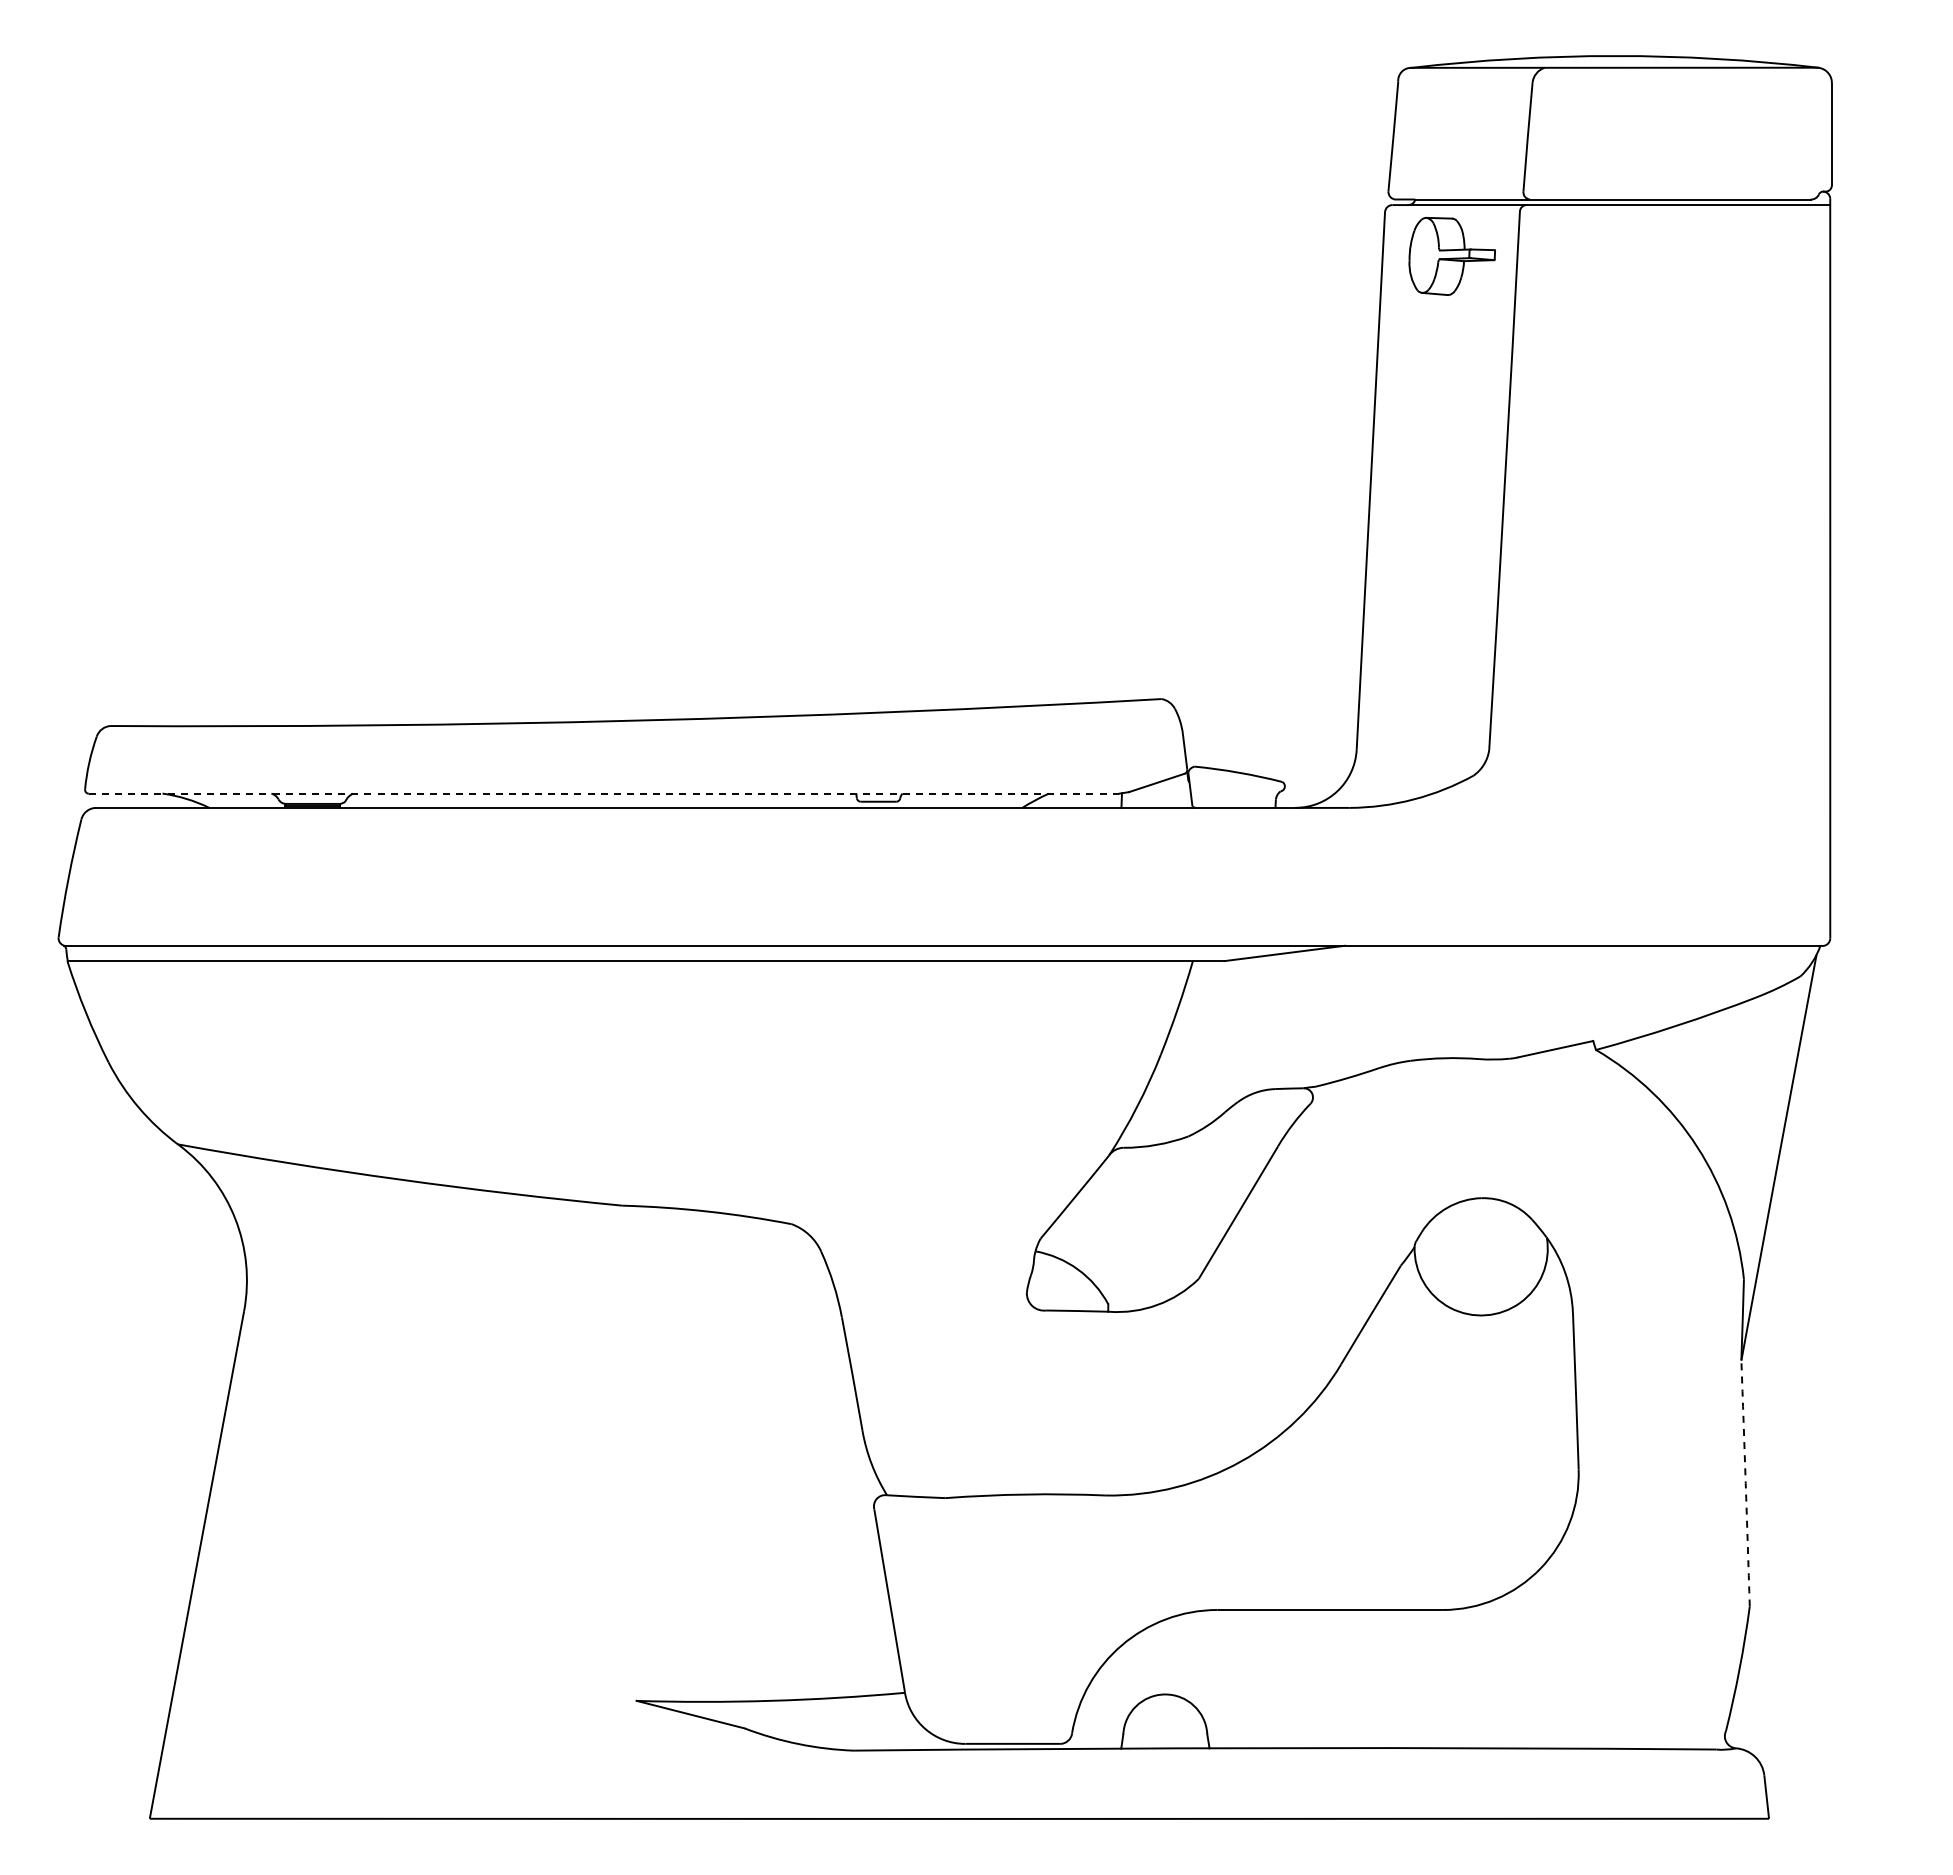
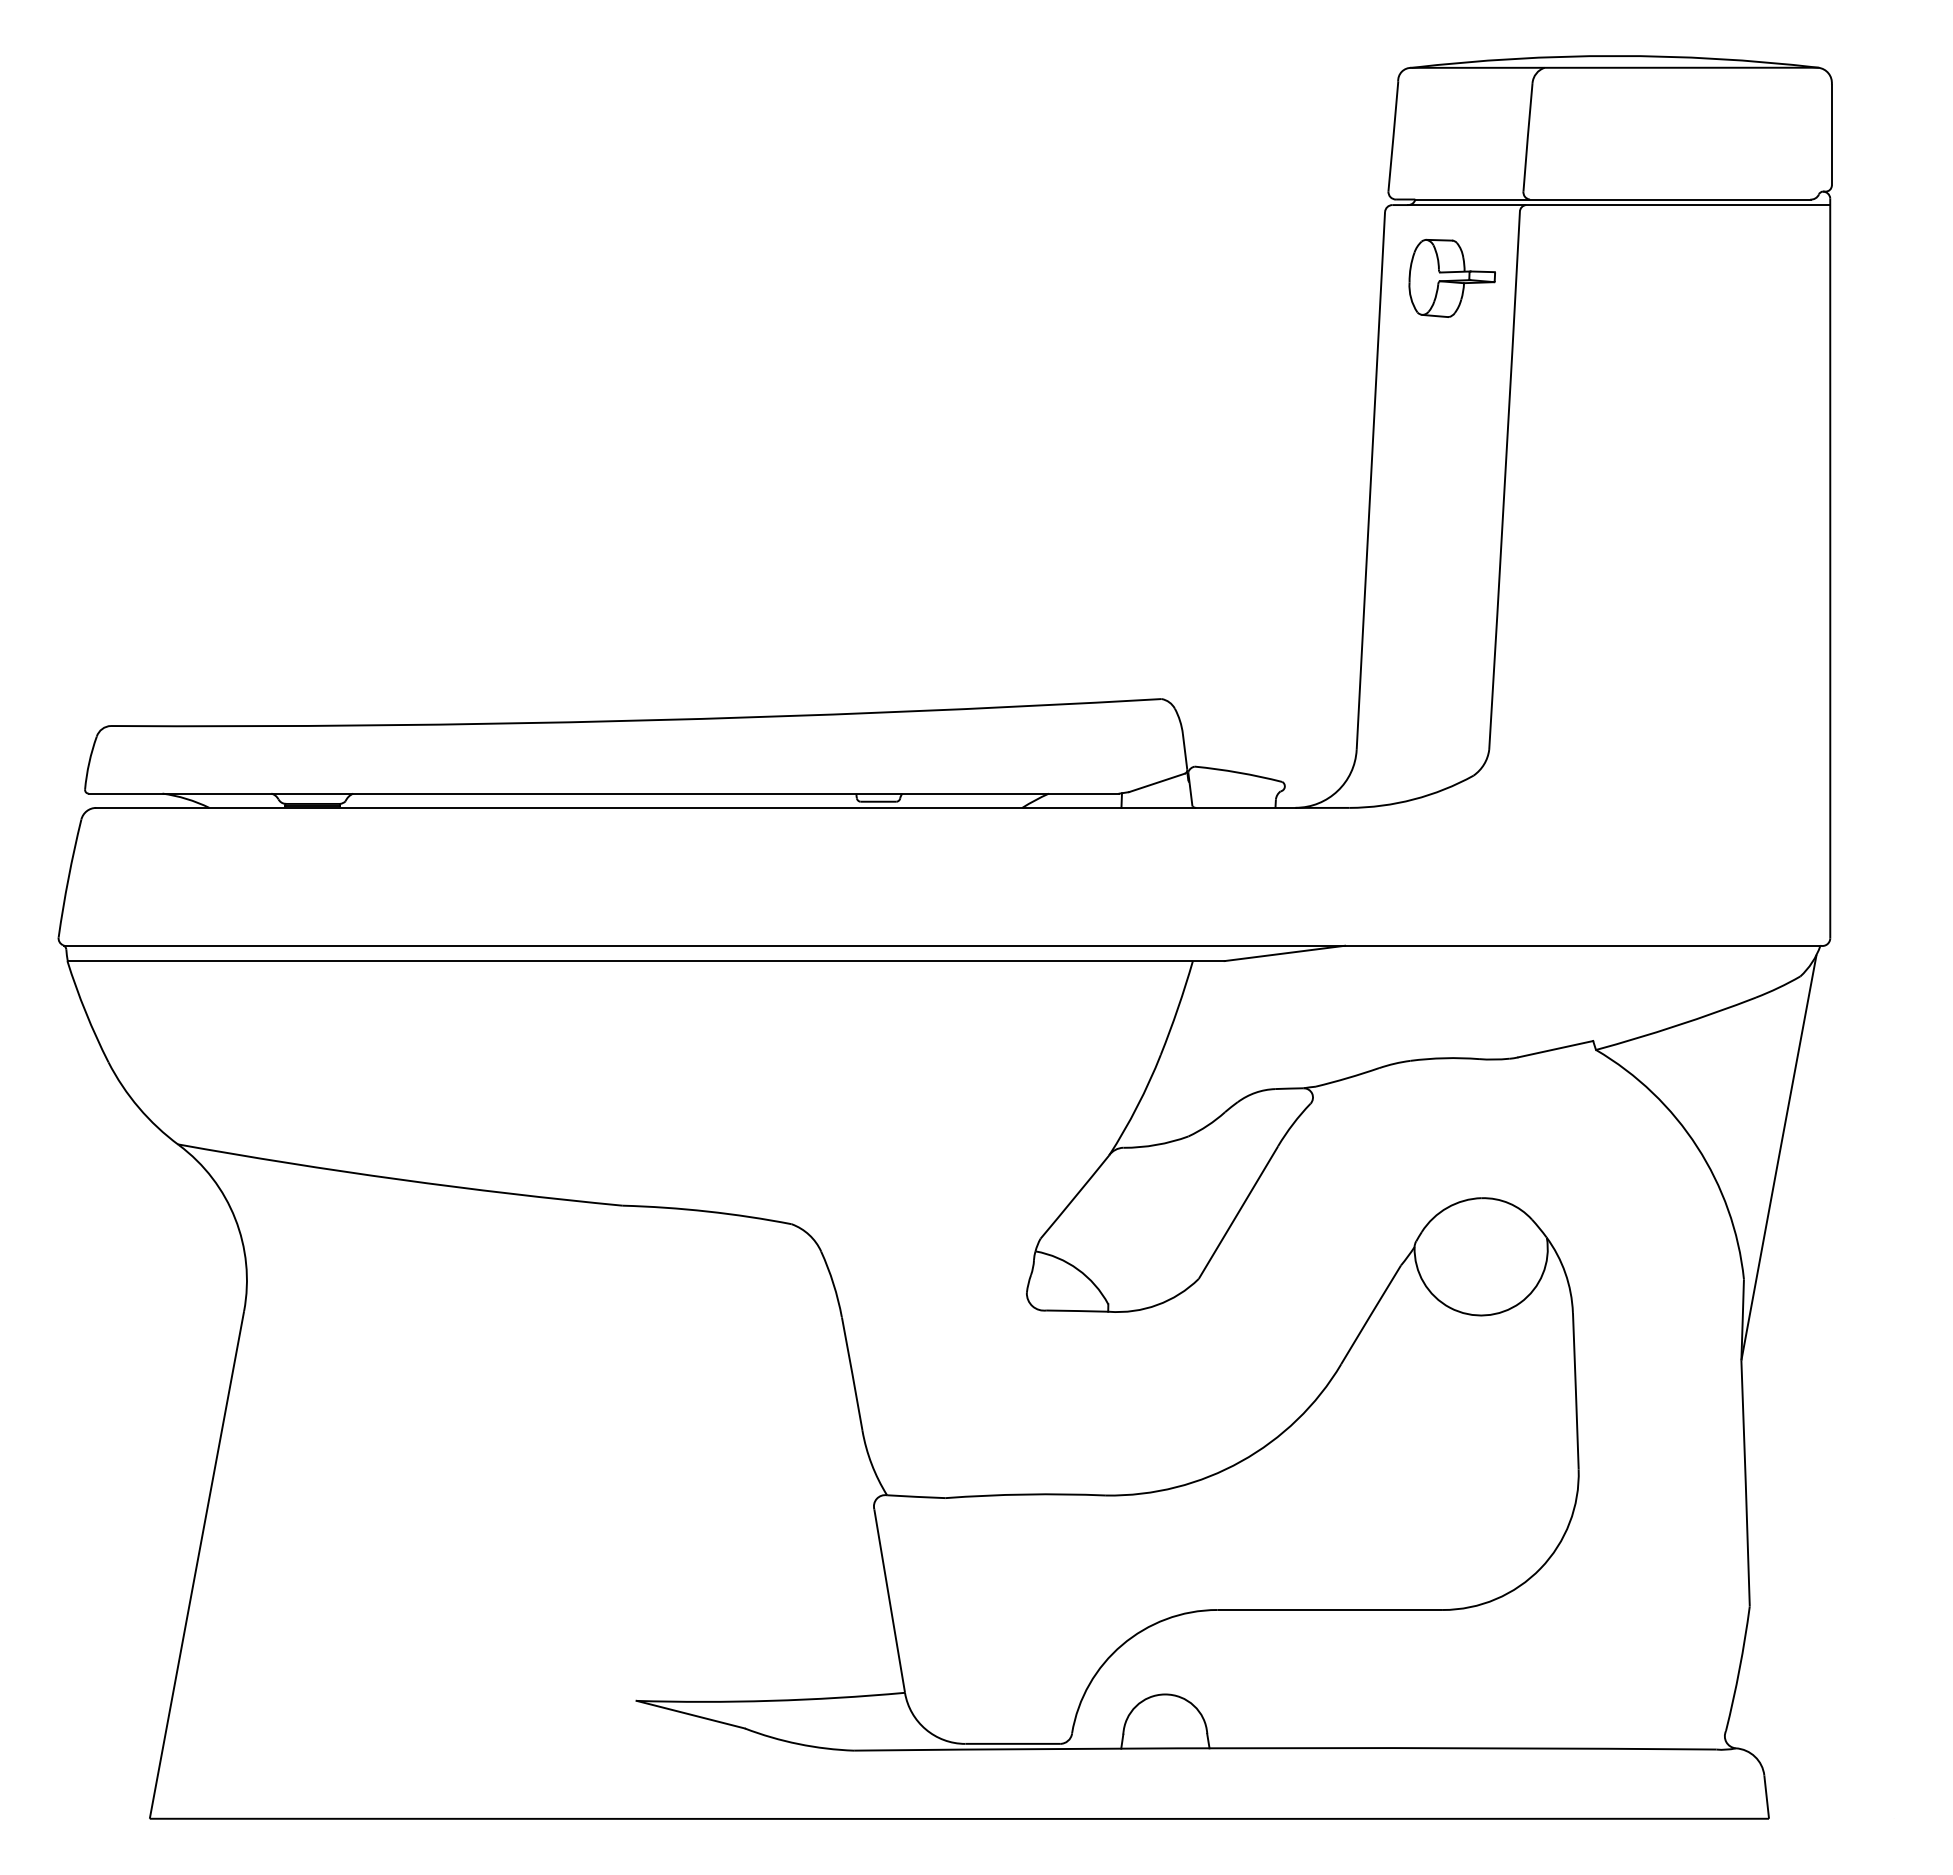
part position: (1451, 255) -> (1451, 277) (1451, 277)
line: dashed -> solid (604, 793)
arc: dashed -> solid (1745, 1483)
